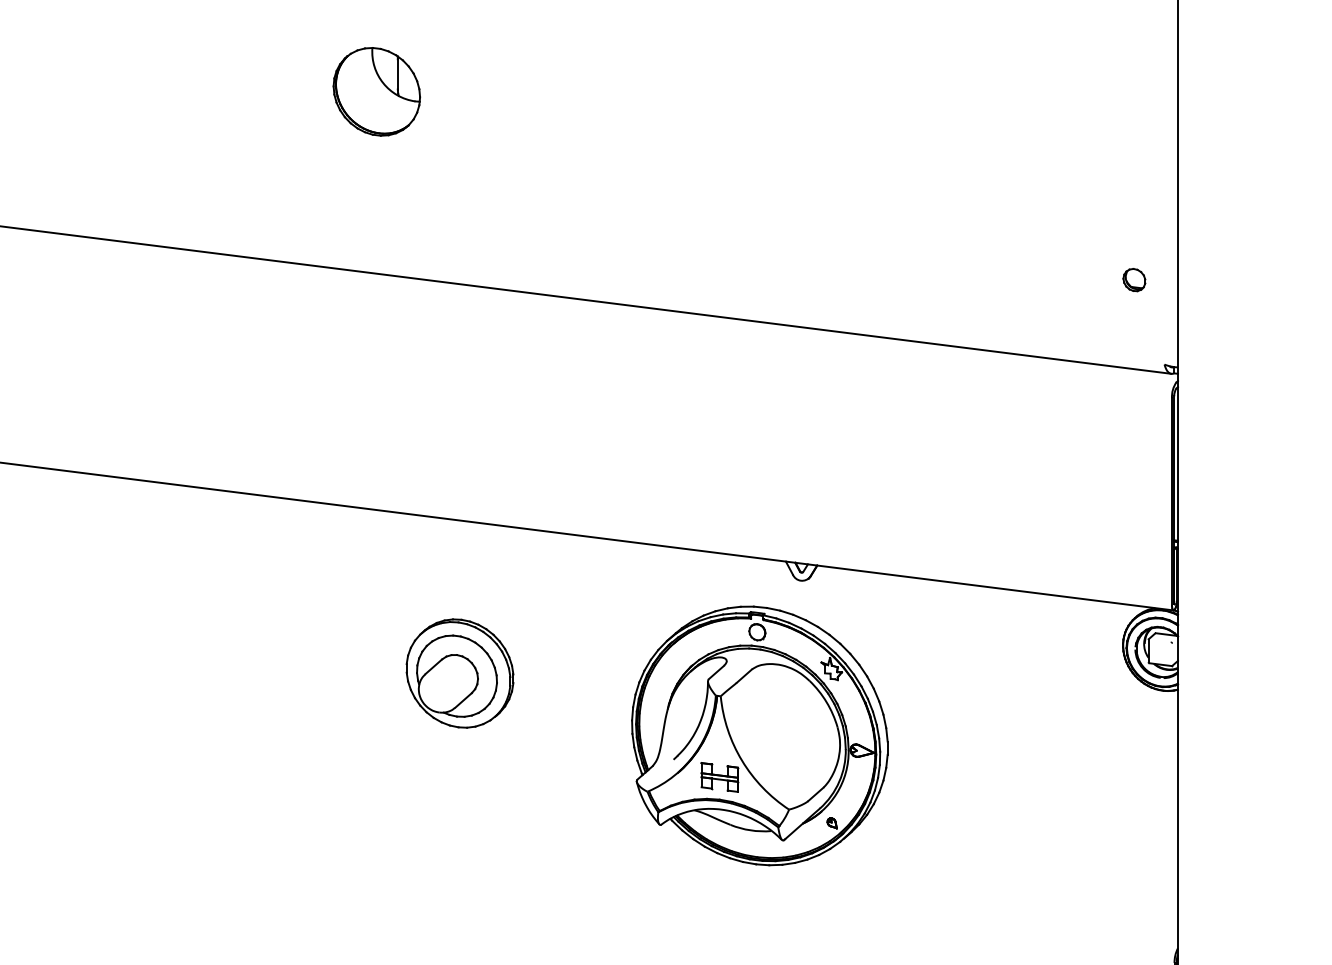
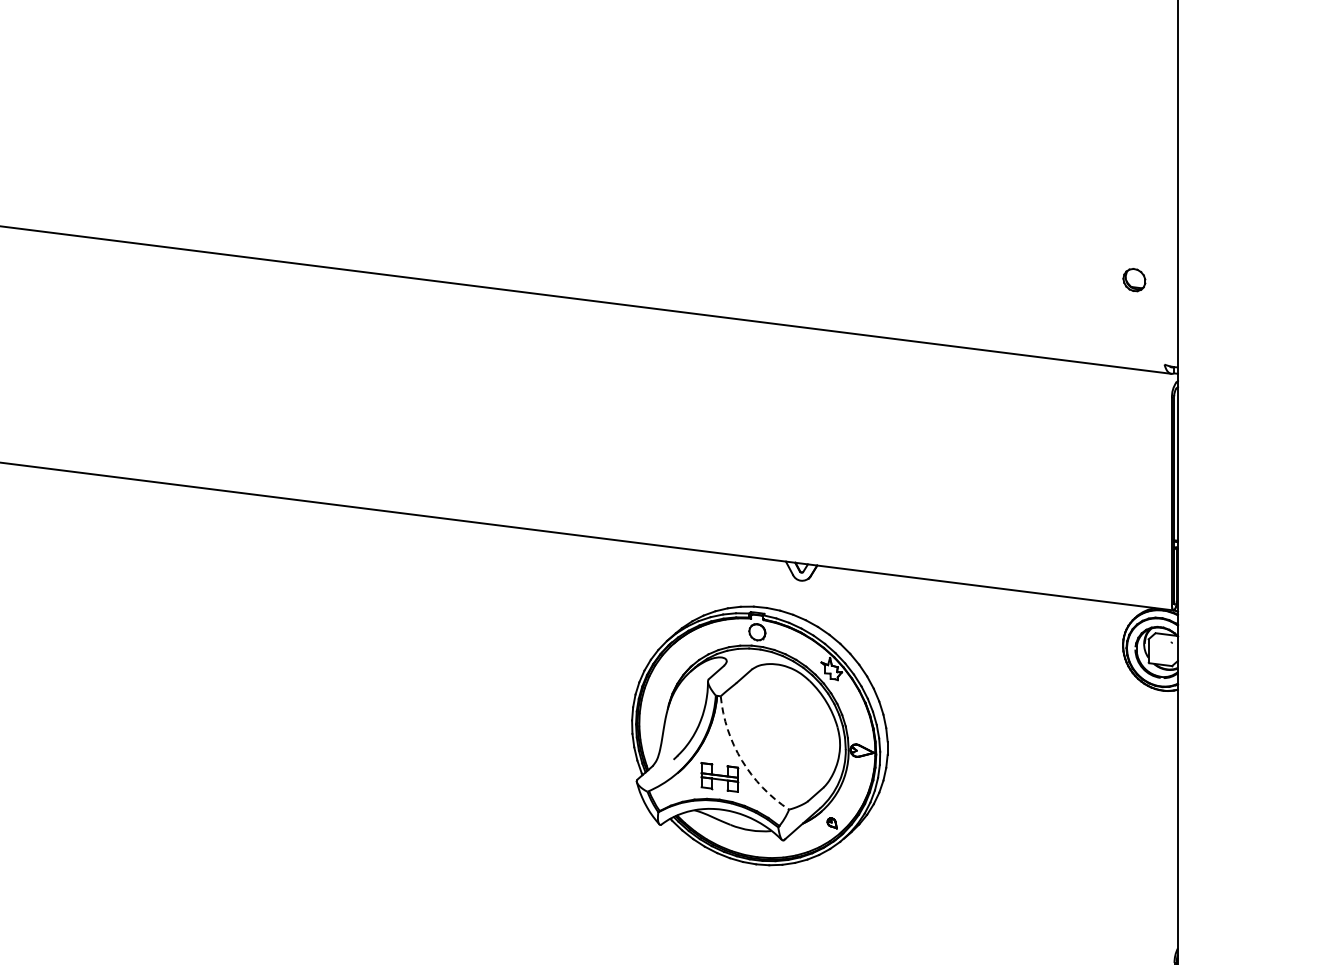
part: present -> none (376, 91)
part: present -> none (459, 673)
arc: solid -> dashed (742, 760)
